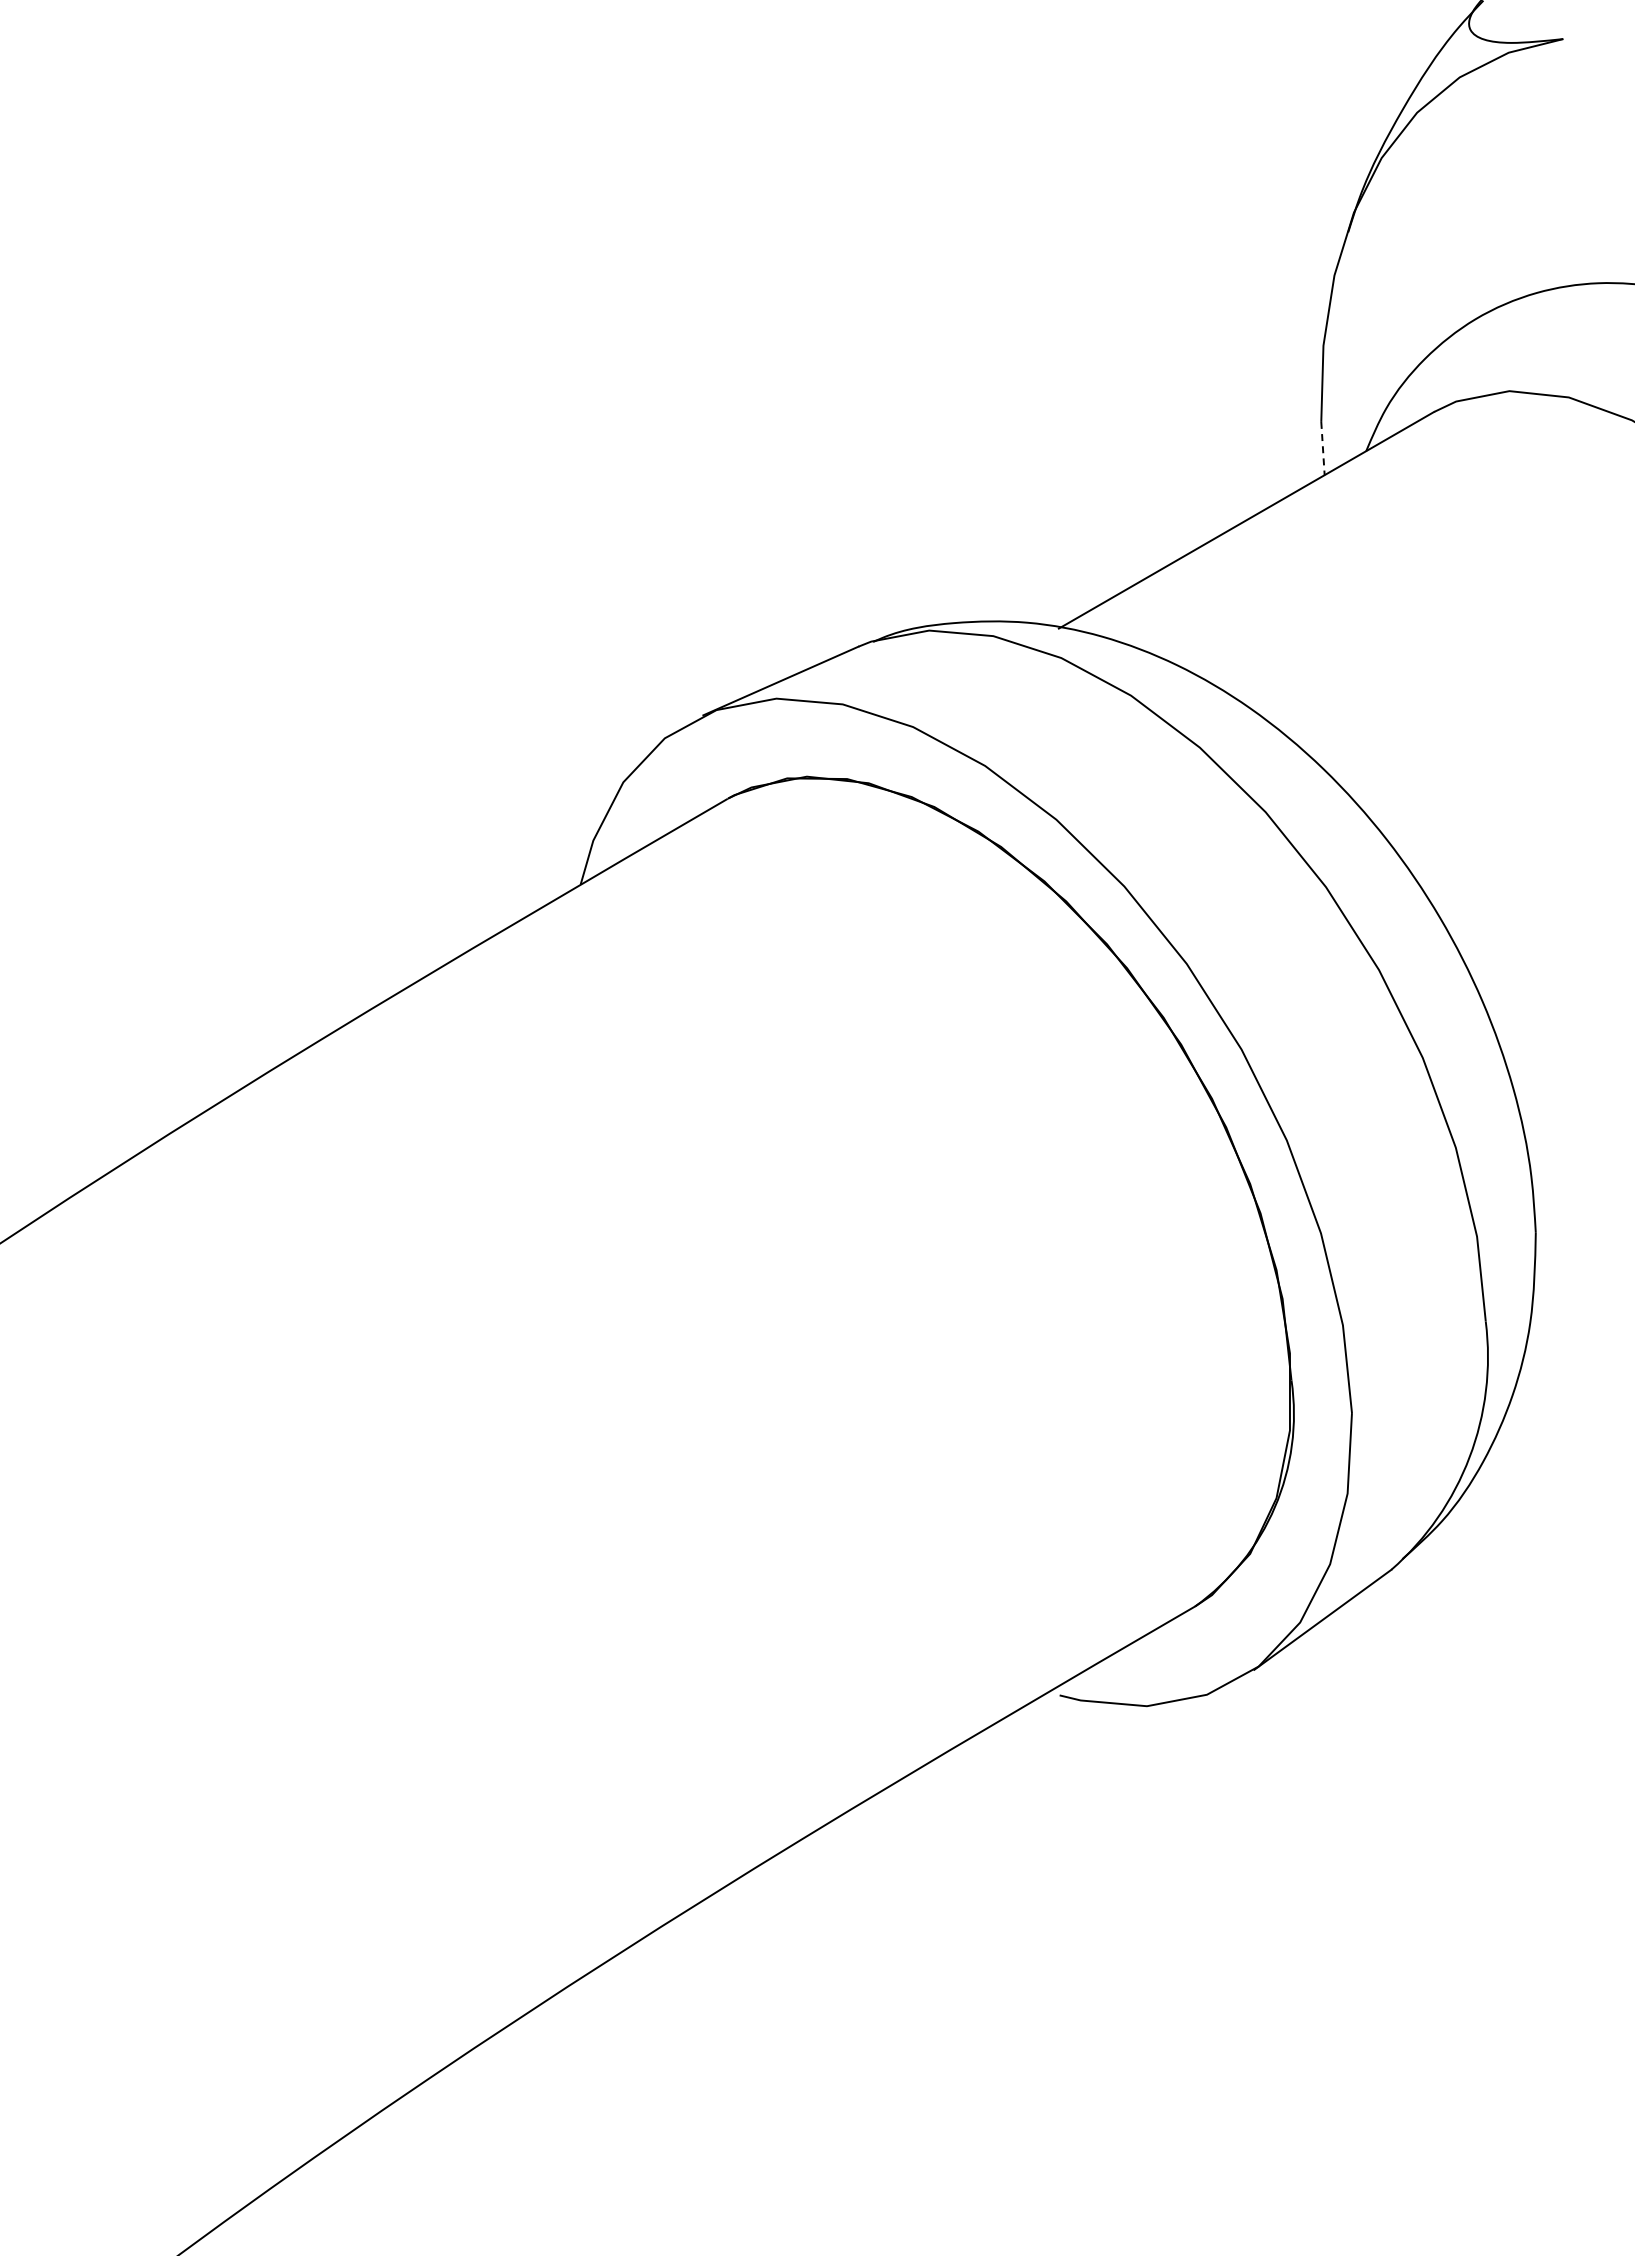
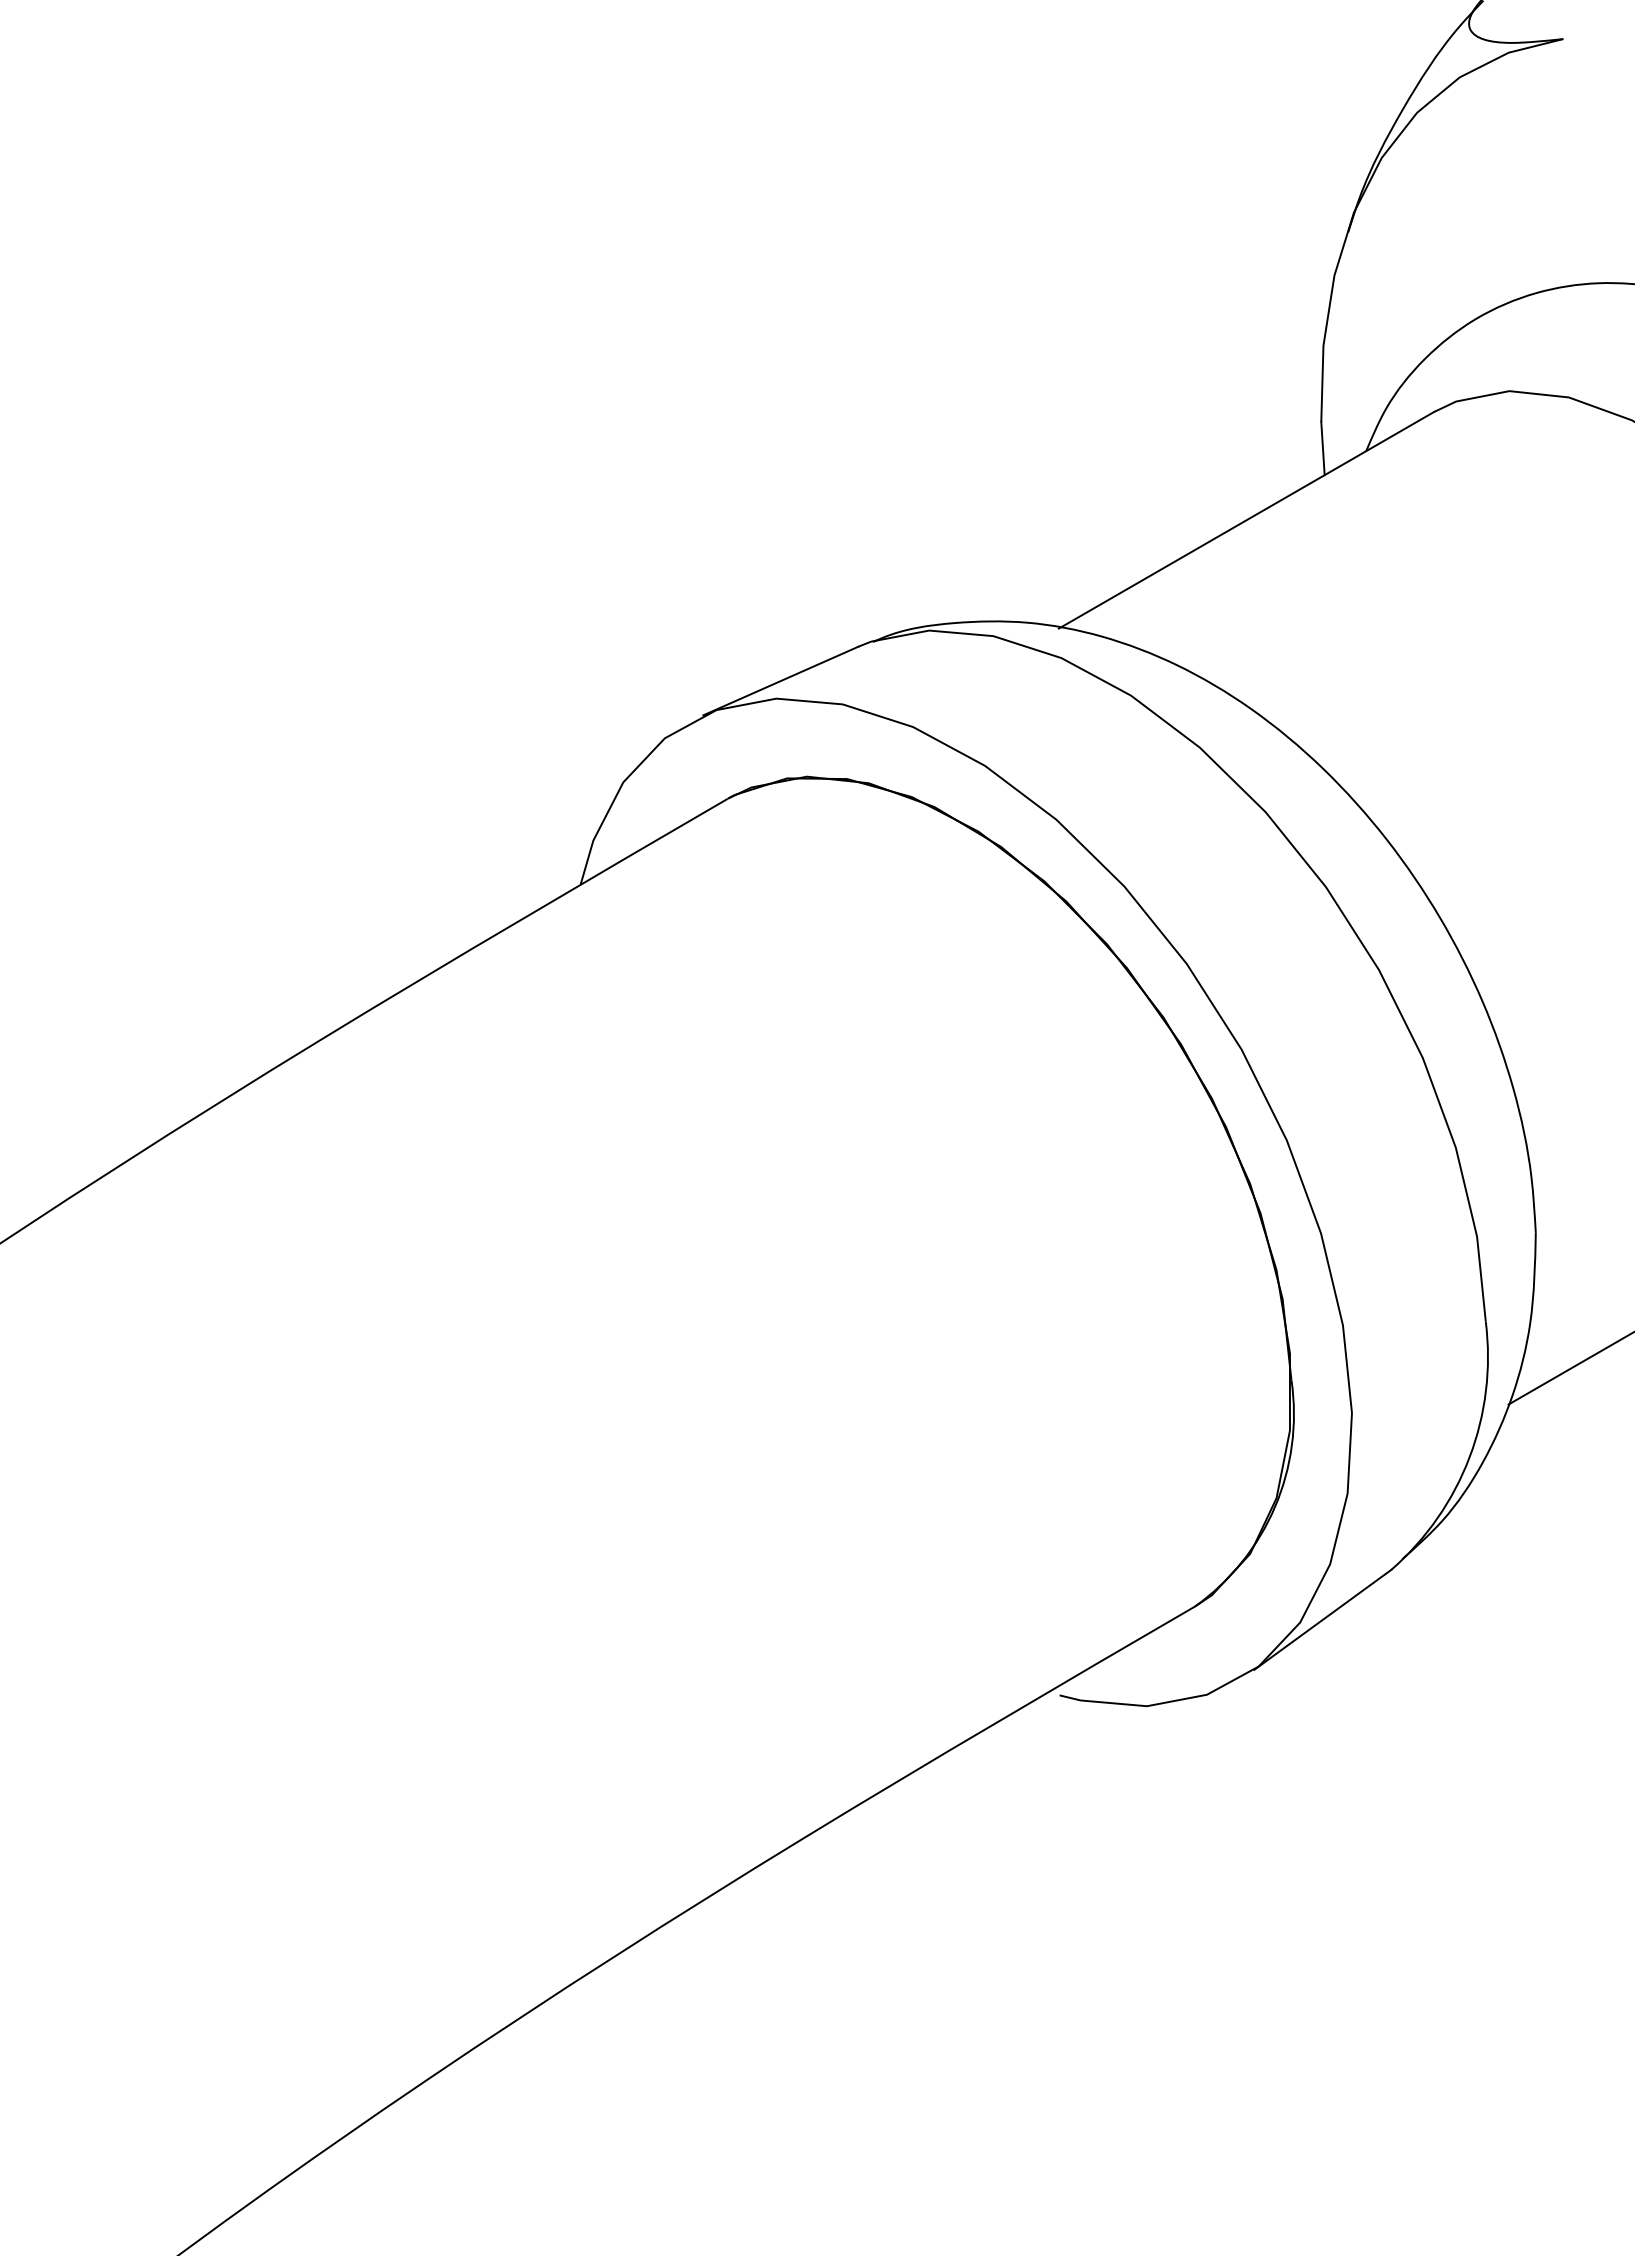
line: dashed -> solid (1322, 448)
line: none -> present (1569, 1368)
